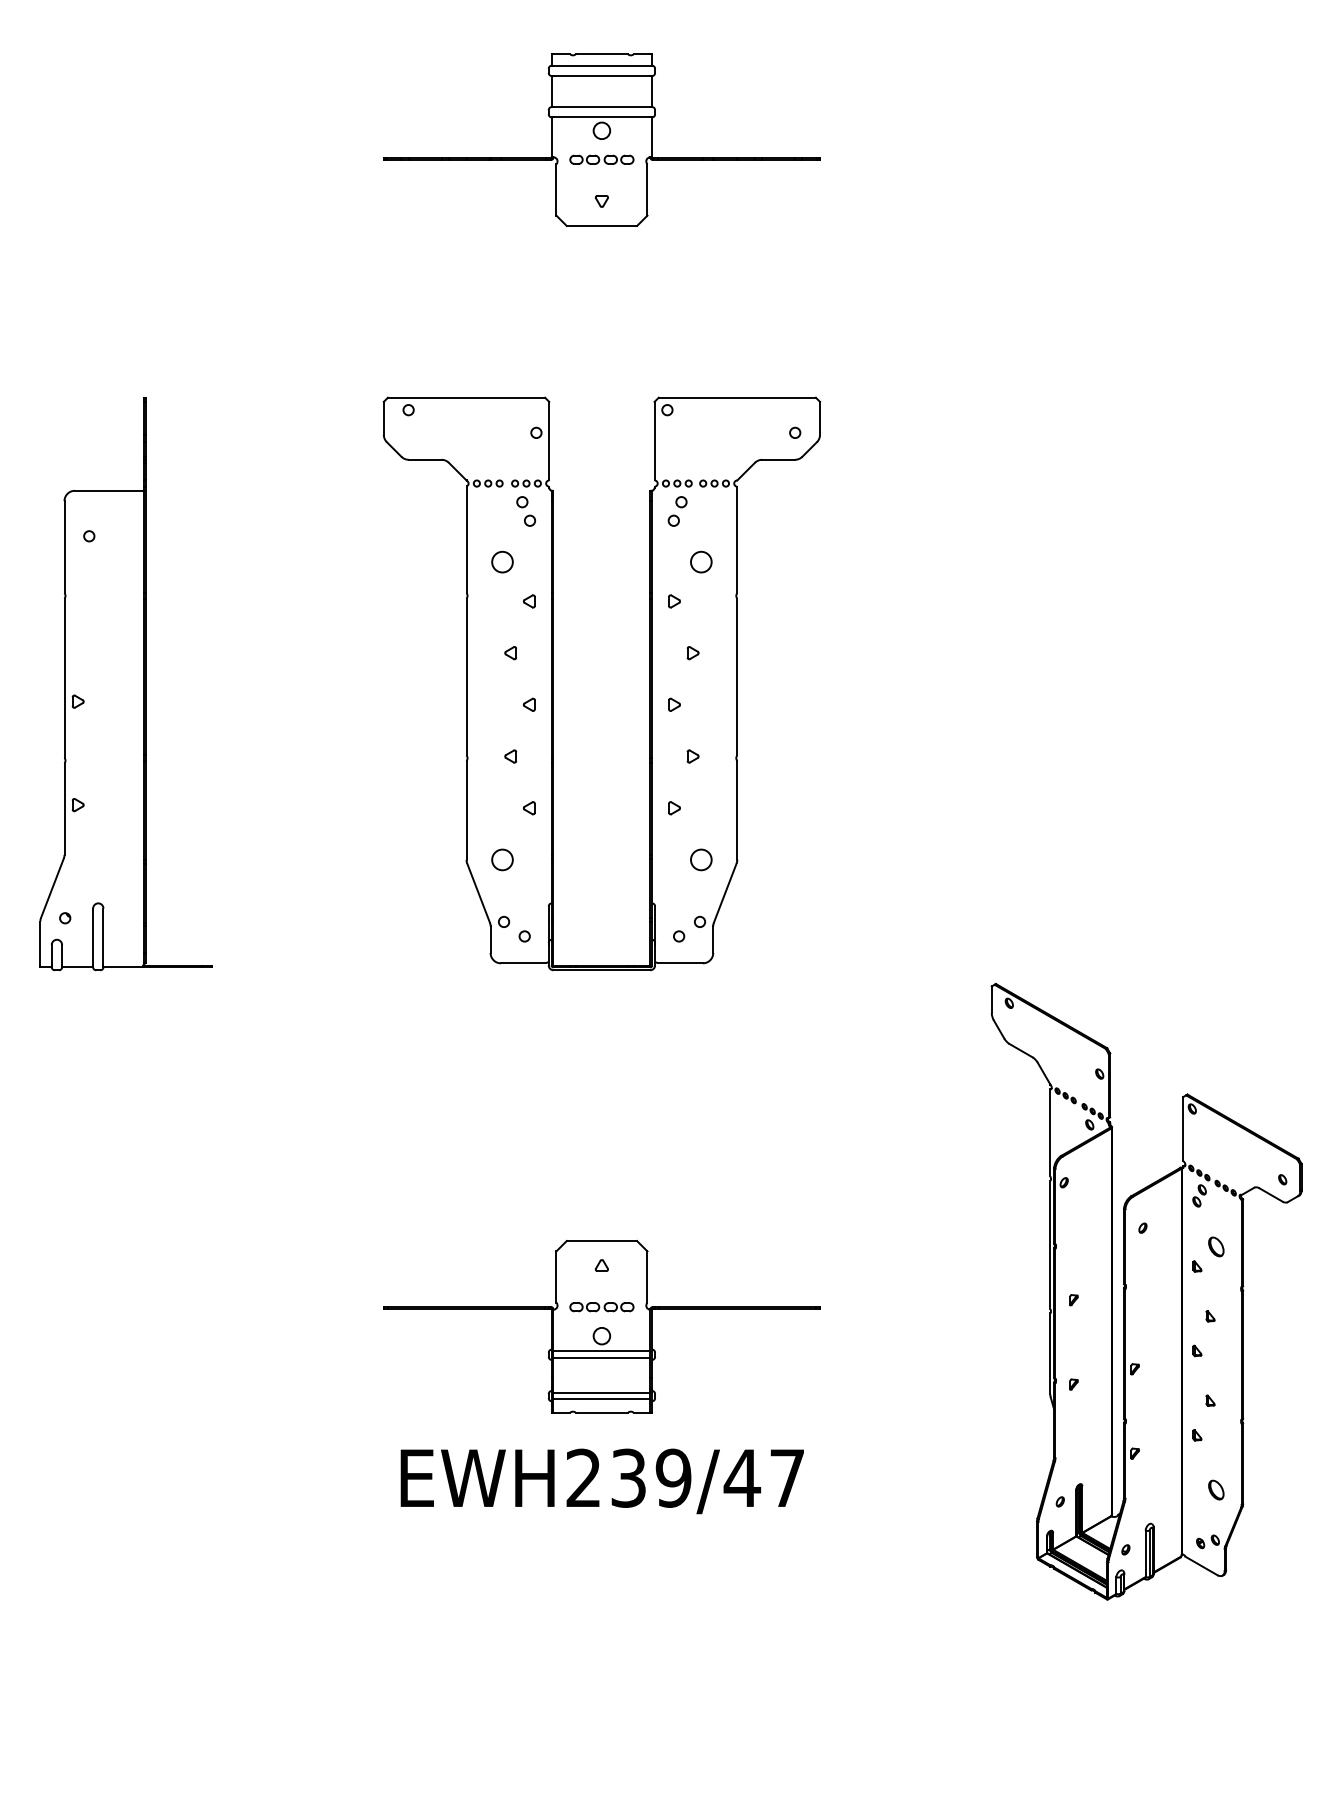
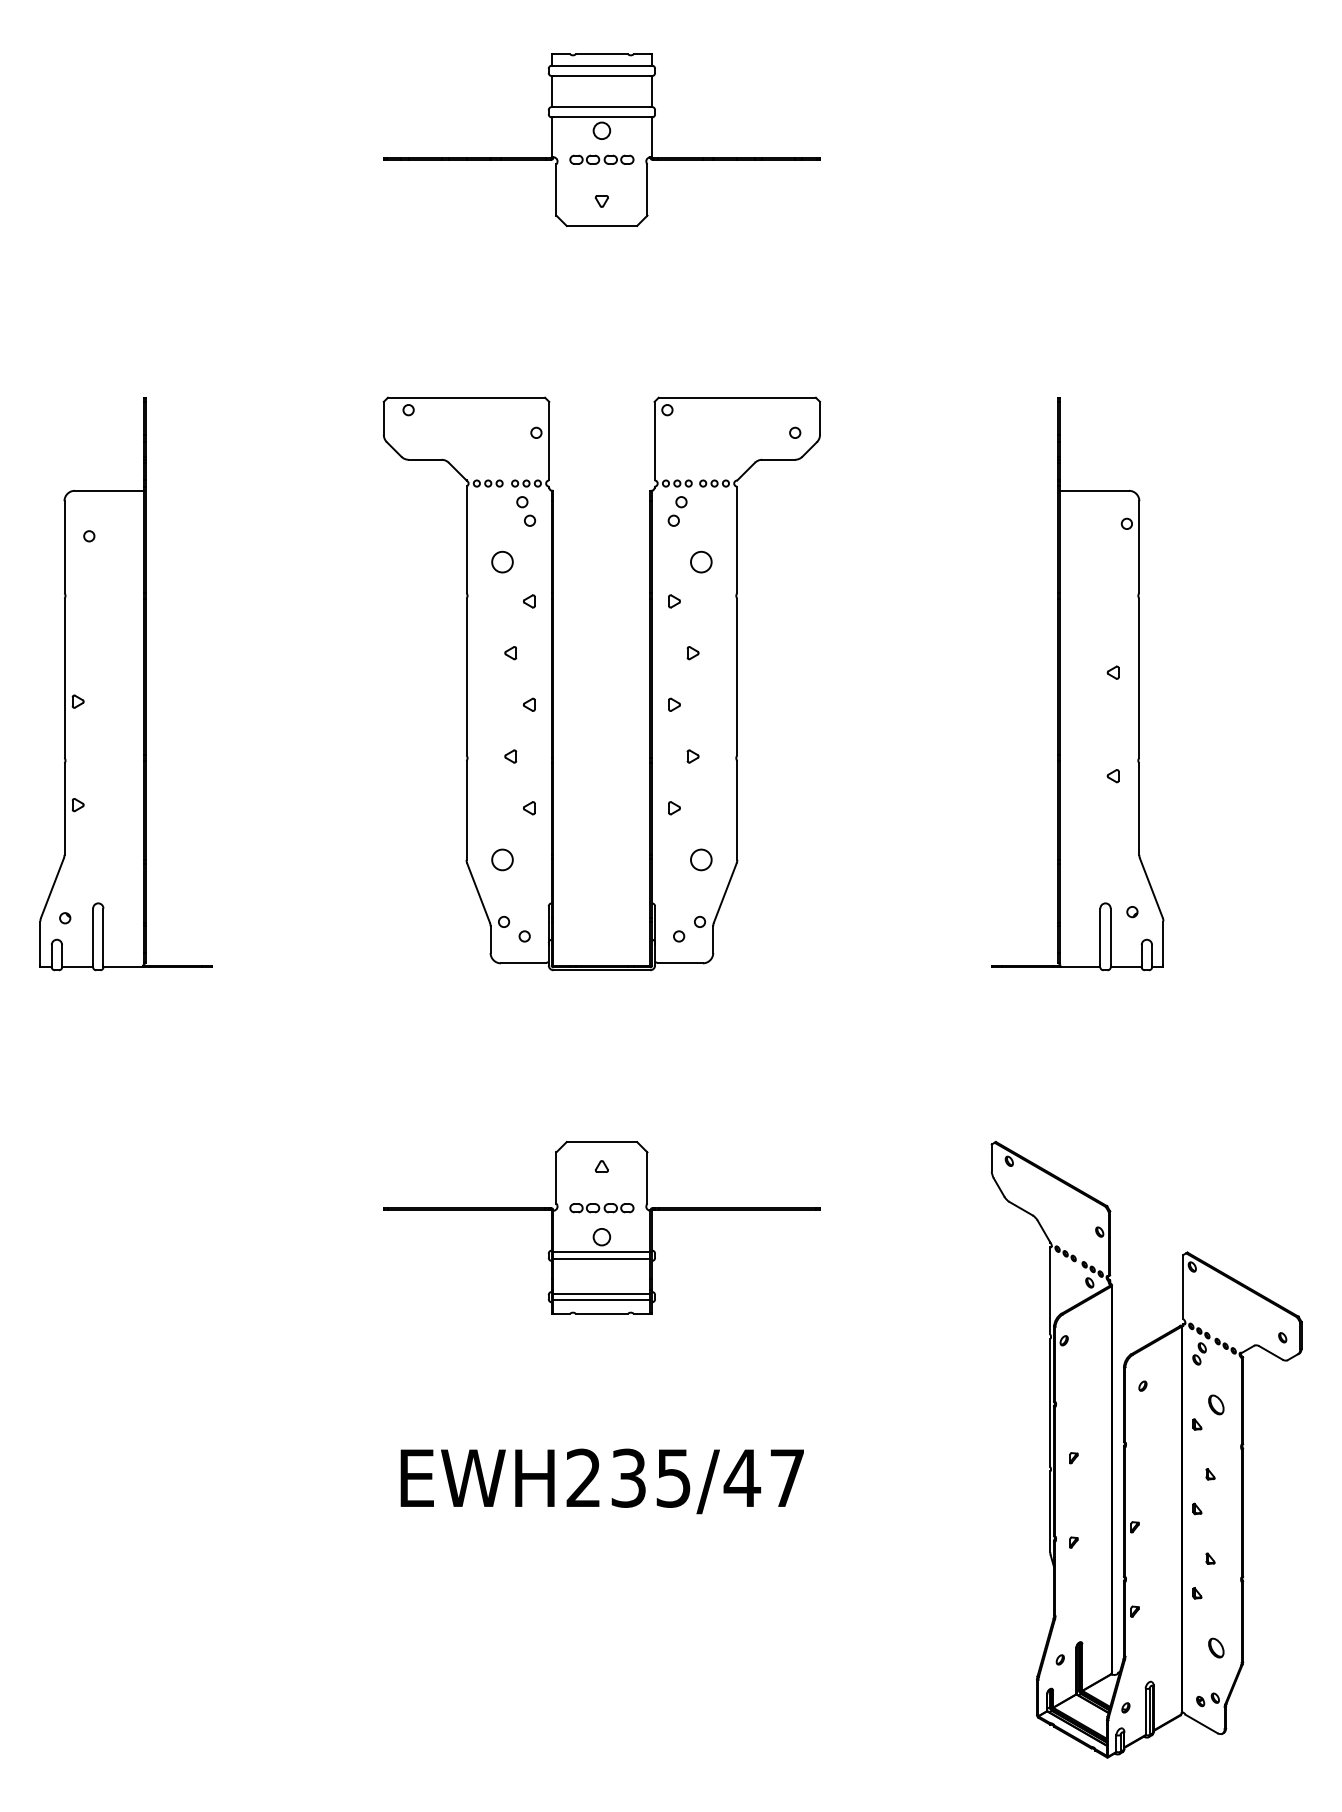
part: none -> present (1077, 684)
part position: (1146, 1291) -> (1146, 1449) (1146, 1449)
part position: (601, 1326) -> (601, 1227) (601, 1227)
text: EWH239/47 -> EWH235/47 (673, 1477)
